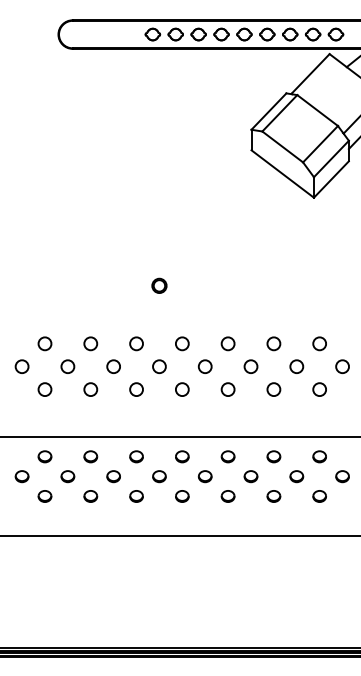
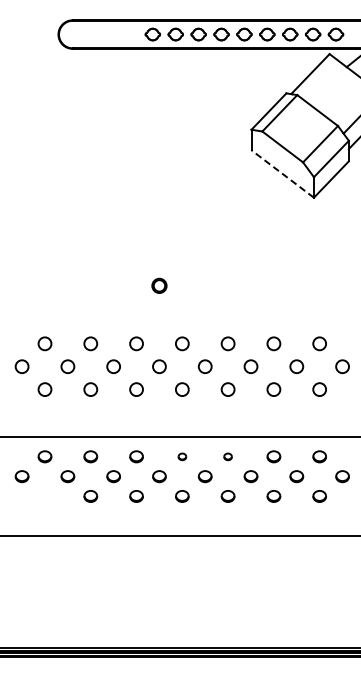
line: solid -> dashed (282, 173)
part size: 15x14 px -> 11x10 px (182, 456)
part size: 16x14 px -> 10x10 px (227, 456)
part: present -> none (44, 496)
